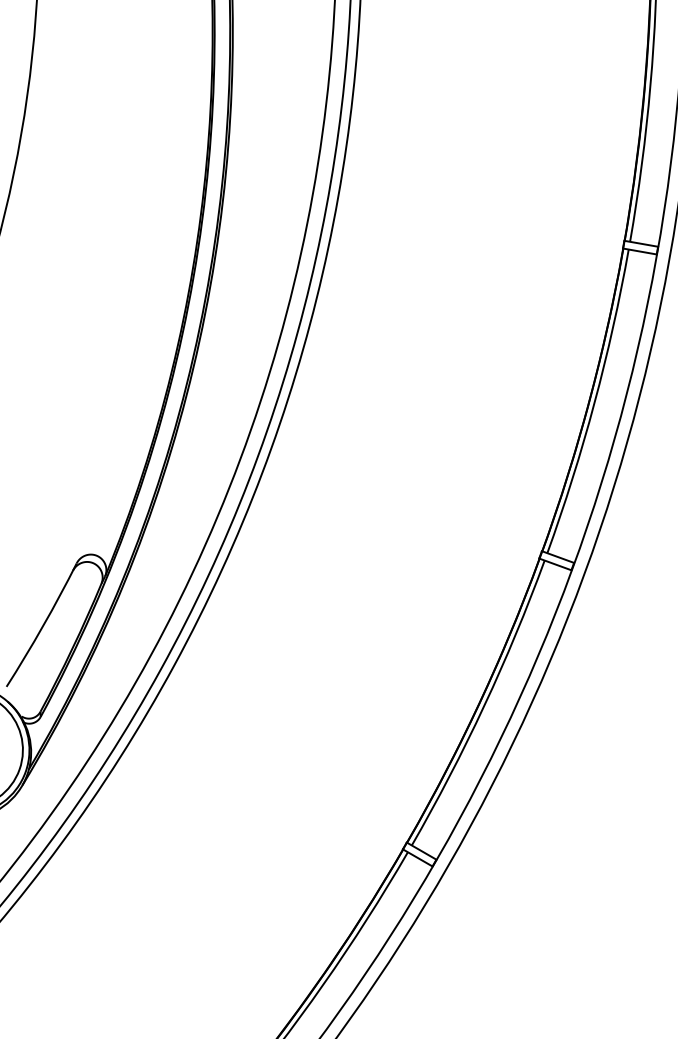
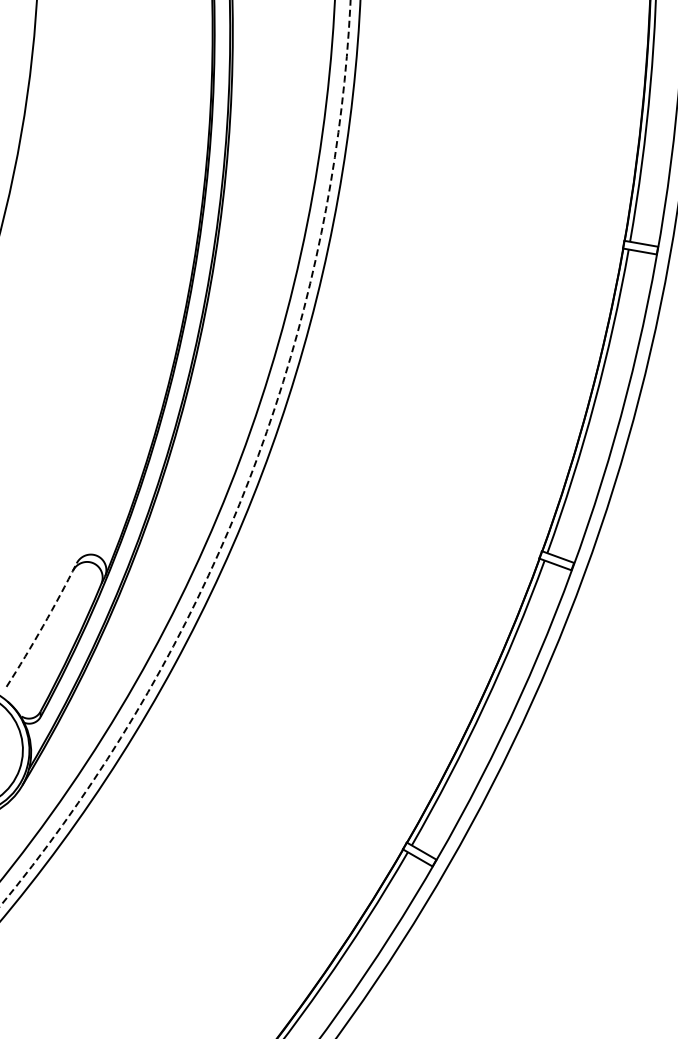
arc: solid -> dashed (249, 480)
arc: solid -> dashed (43, 626)
